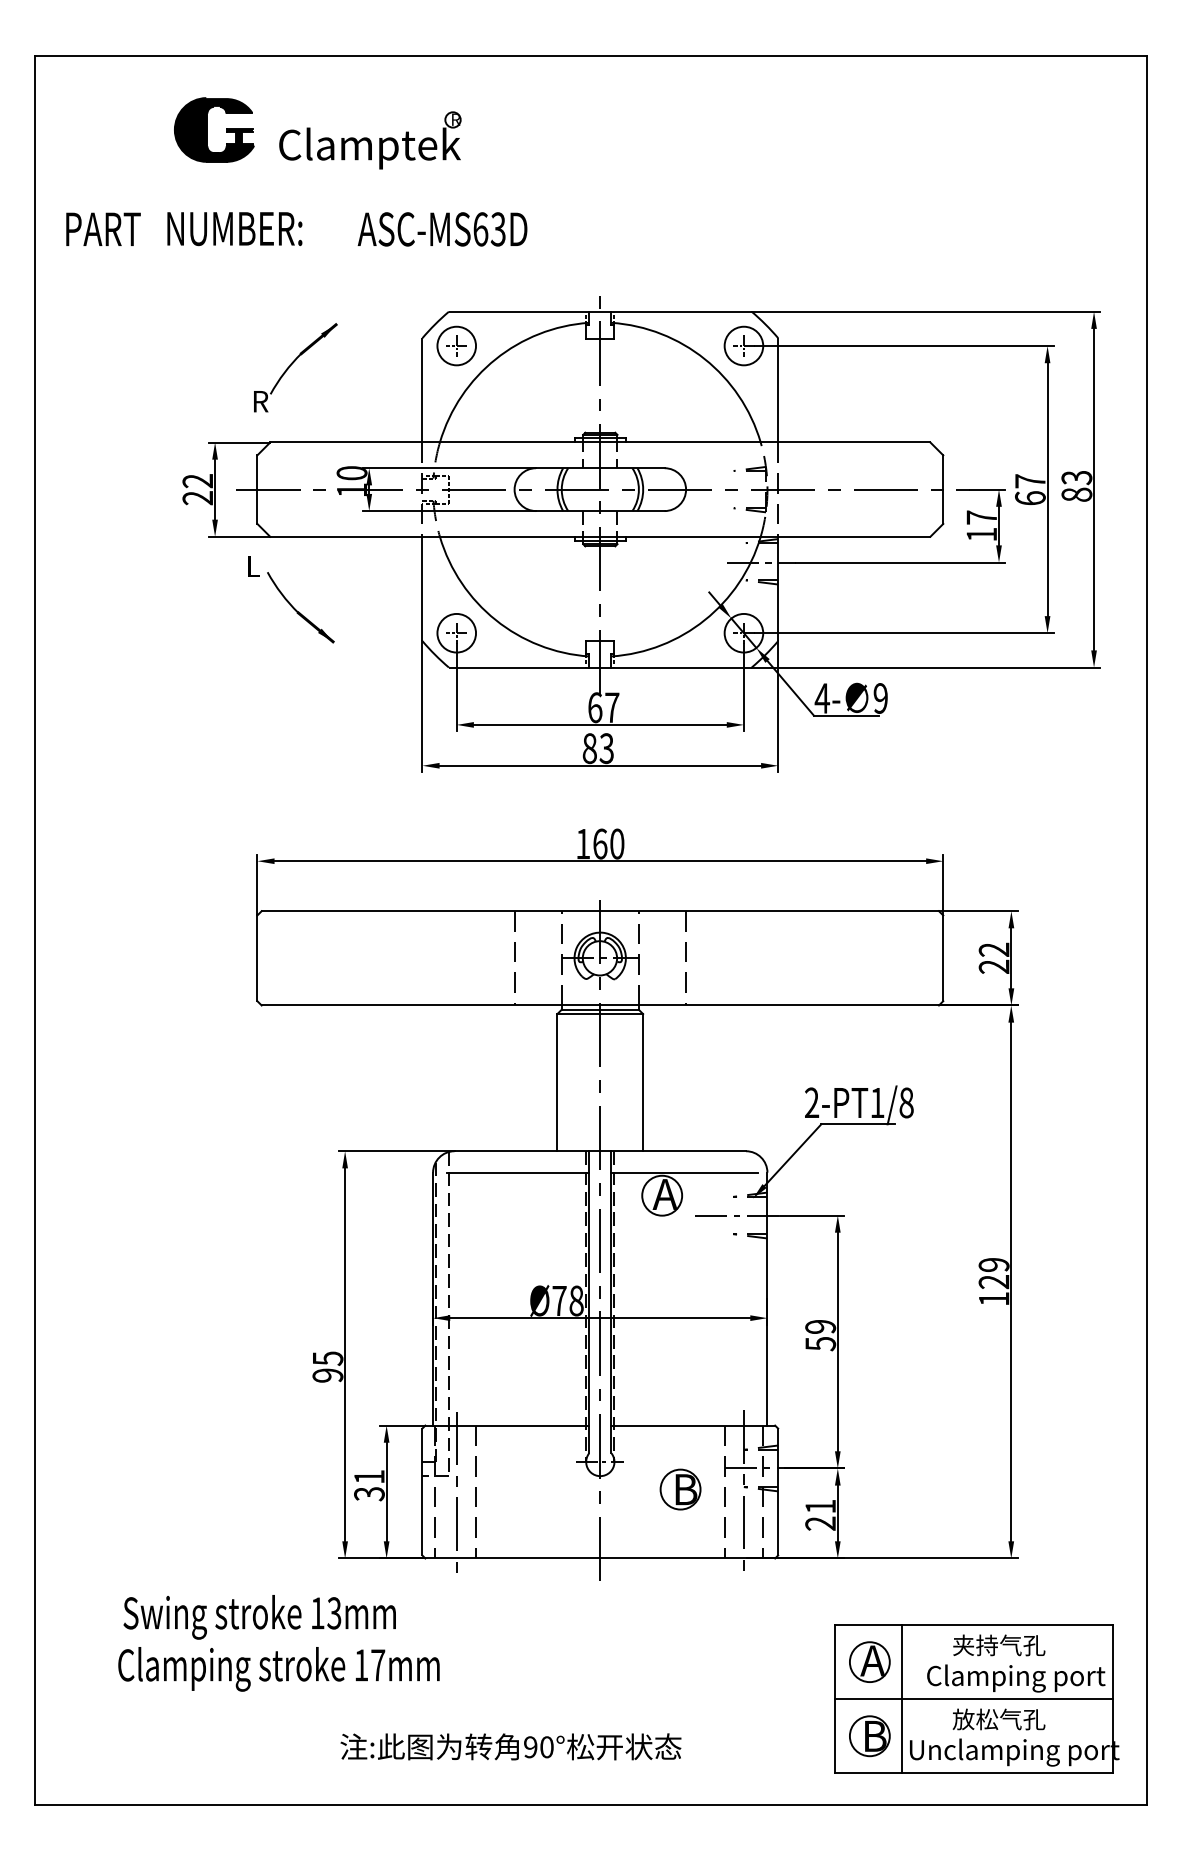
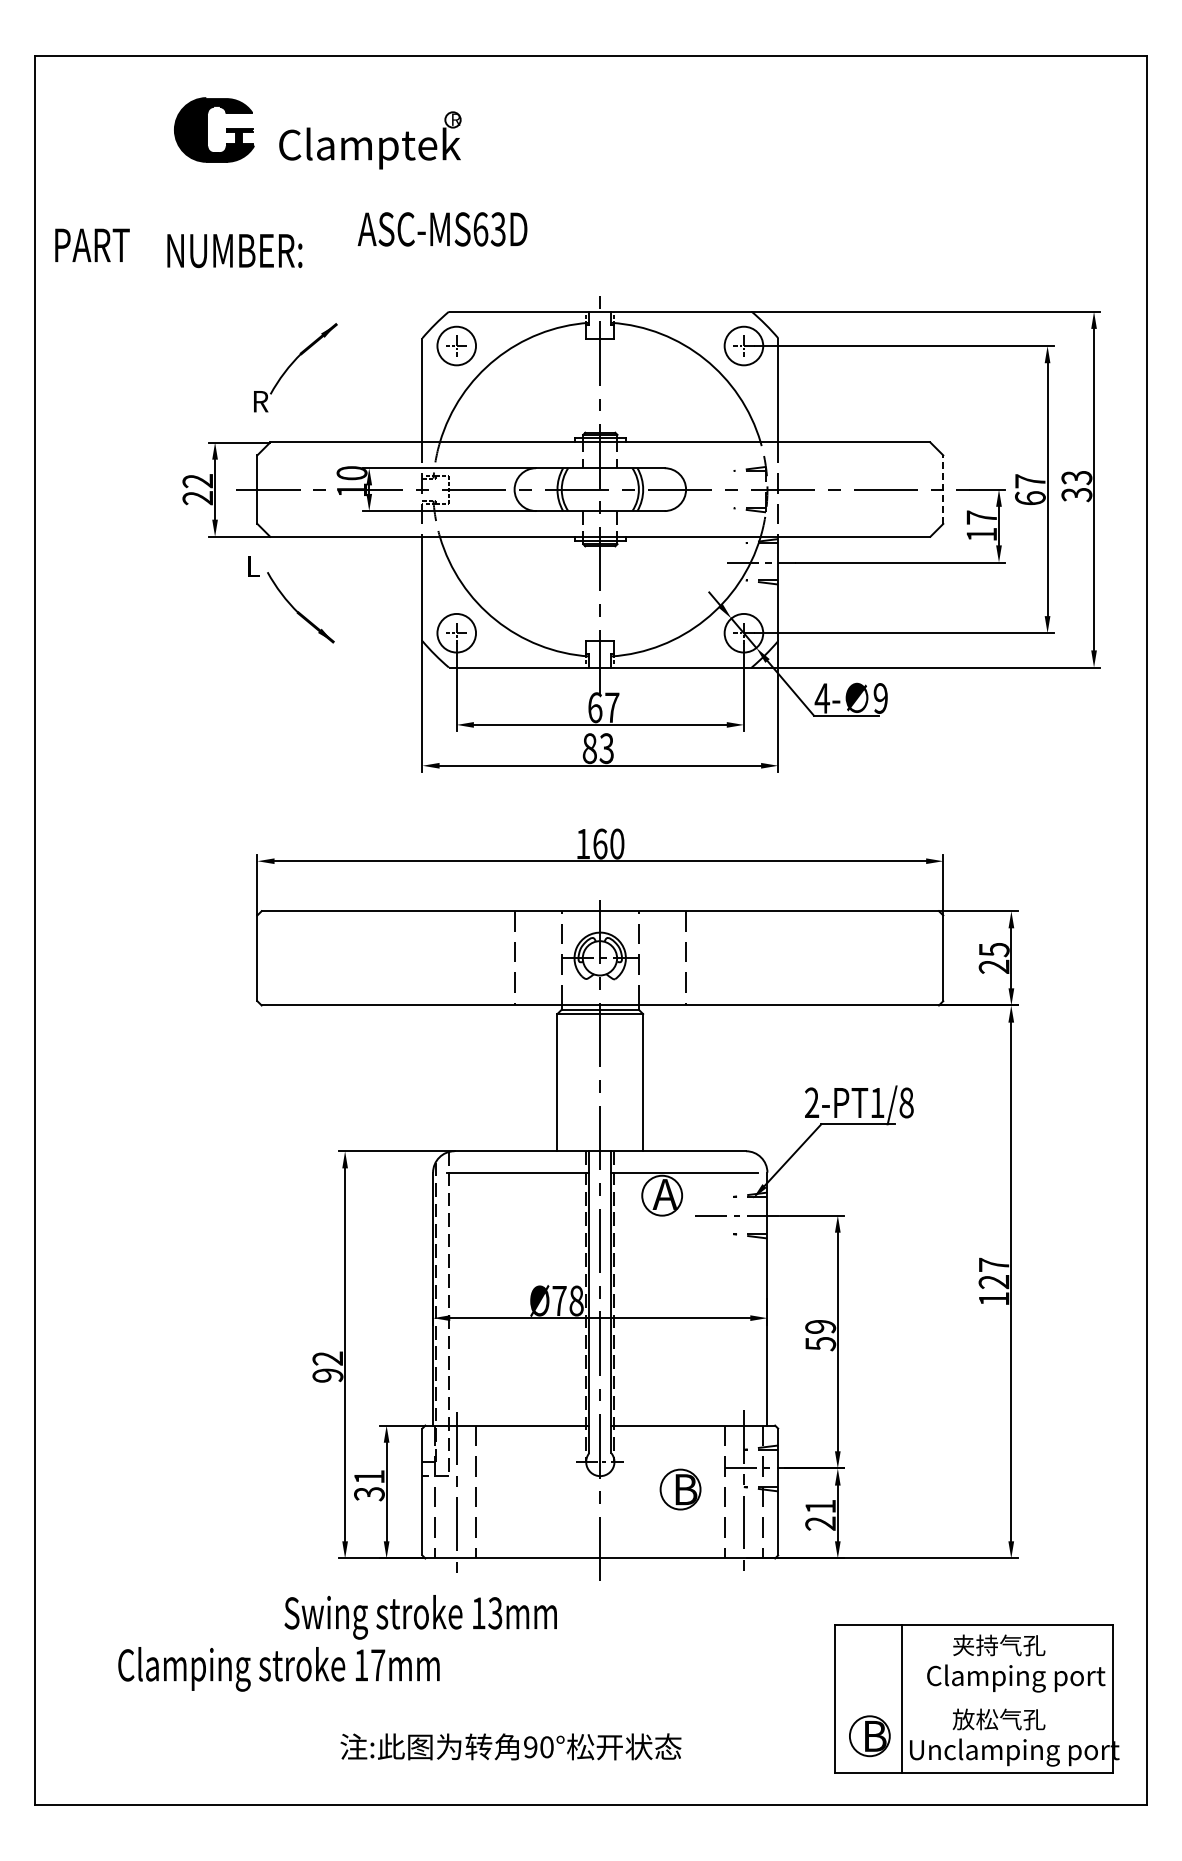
text position: (103, 228) -> (92, 244) (92, 244)
text position: (234, 229) -> (234, 251) (234, 251)
line: solid -> dashed (943, 489)
text: 83 -> 33 (1076, 494)
text: 22 -> 25 (993, 949)
text: 129 -> 127 (993, 1264)
text: 95 -> 92 (327, 1358)
text position: (259, 1617) -> (420, 1617) (420, 1617)
part: present -> none (869, 1661)
line: present -> none (973, 1698)
